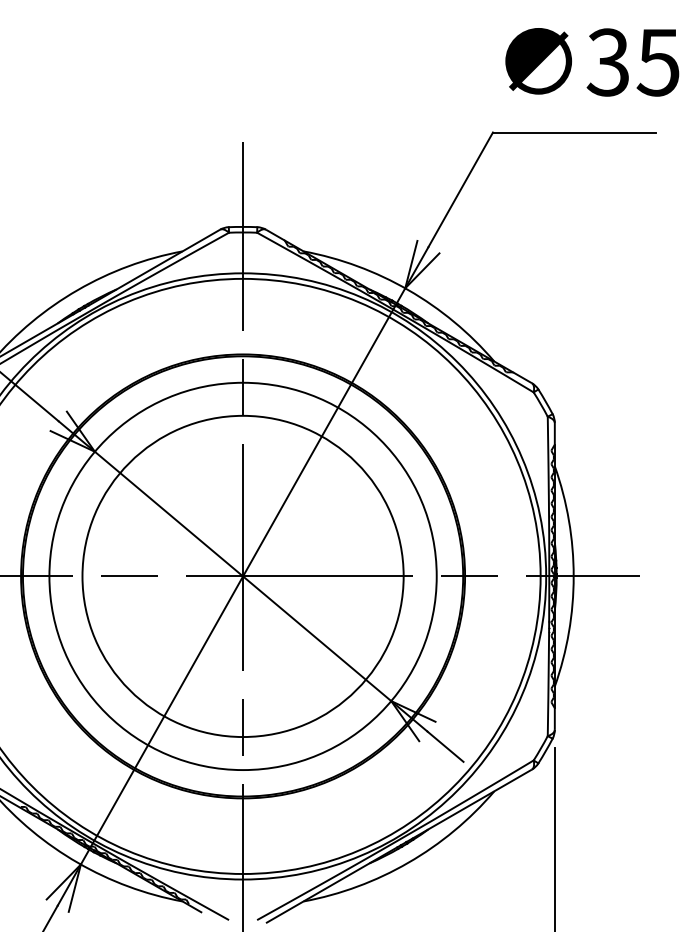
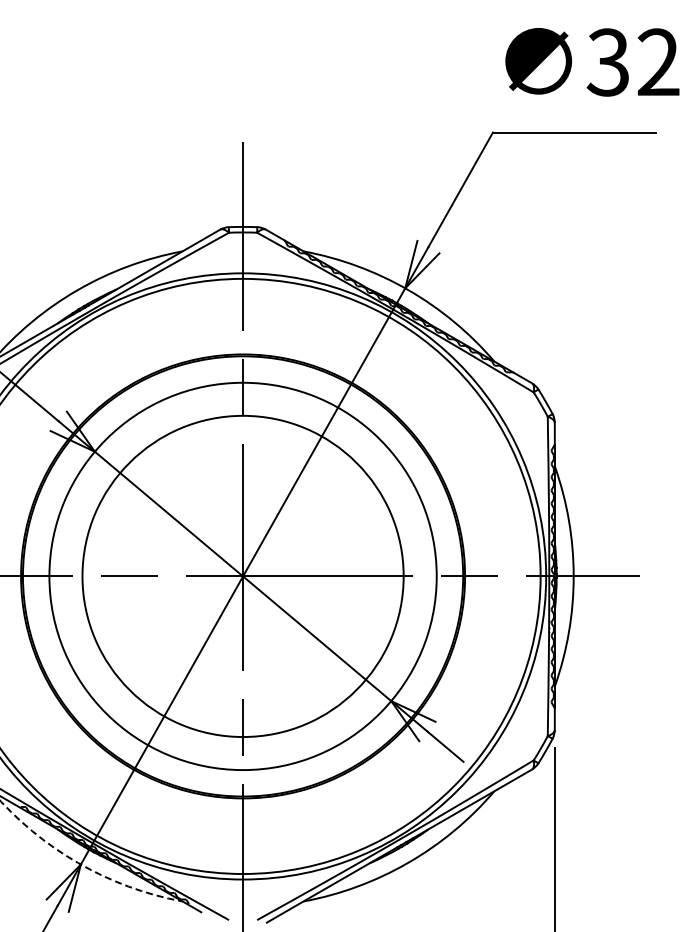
text: 35 -> 32 (657, 62)
arc: solid -> dashed (83, 866)
